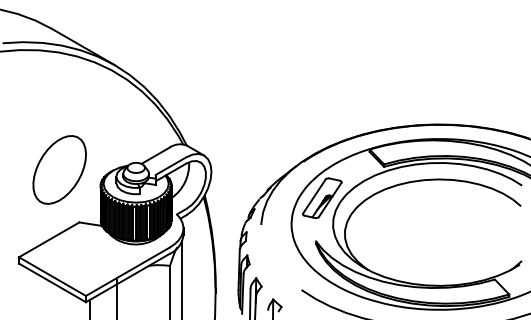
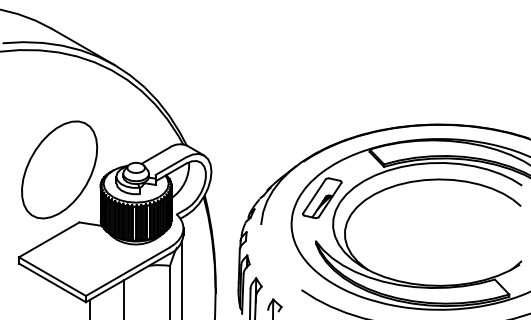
part size: 55x70 px -> 78x100 px (59, 169)
line position: (116, 298) -> (123, 298) (123, 298)
